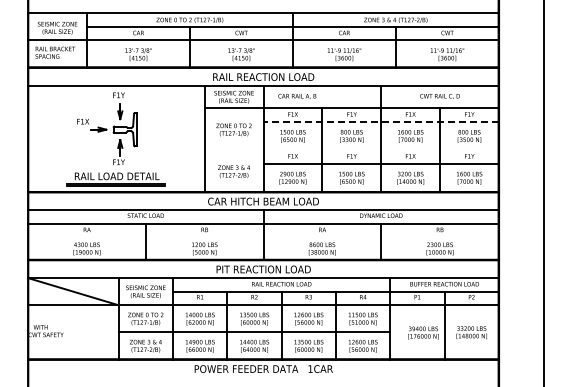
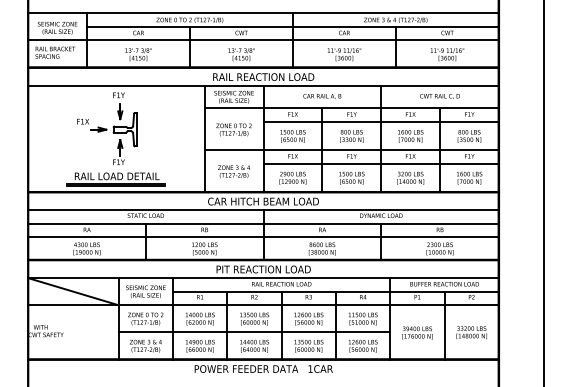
text position: (297, 96) -> (322, 96) (322, 96)
line: dashed -> solid (381, 121)
line: none -> present (351, 150)
line: none -> present (263, 237)
text position: (423, 332) -> (417, 332) (417, 332)
